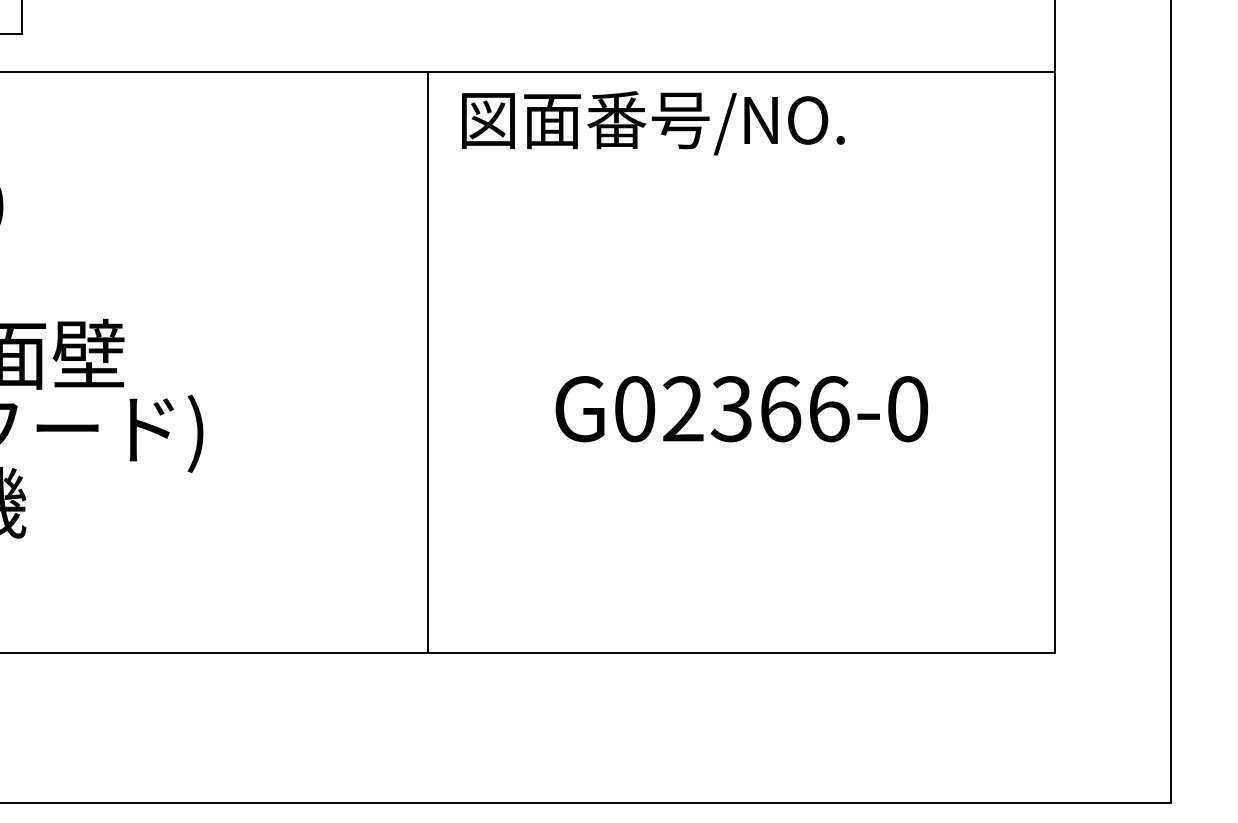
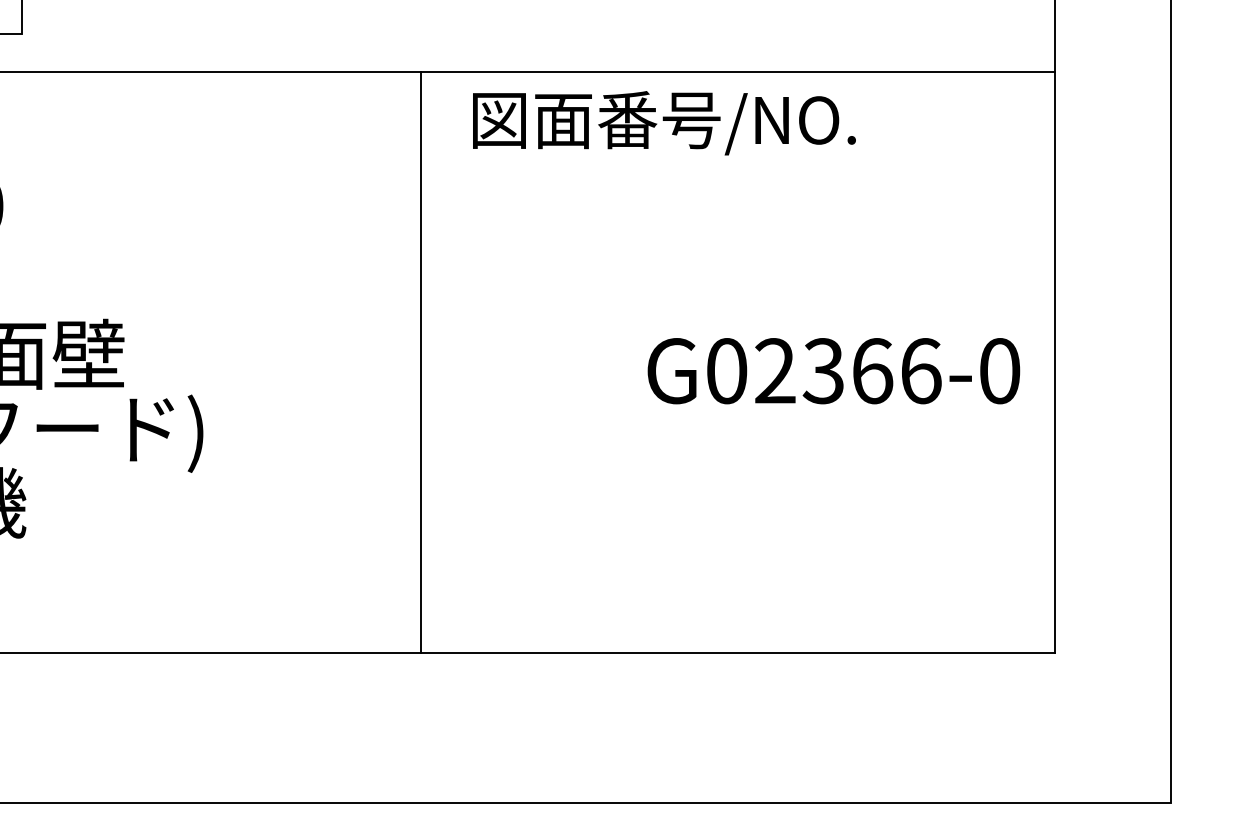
text position: (653, 123) -> (664, 123) (664, 123)
line position: (428, 362) -> (421, 362) (421, 362)
text position: (741, 409) -> (833, 371) (833, 371)
